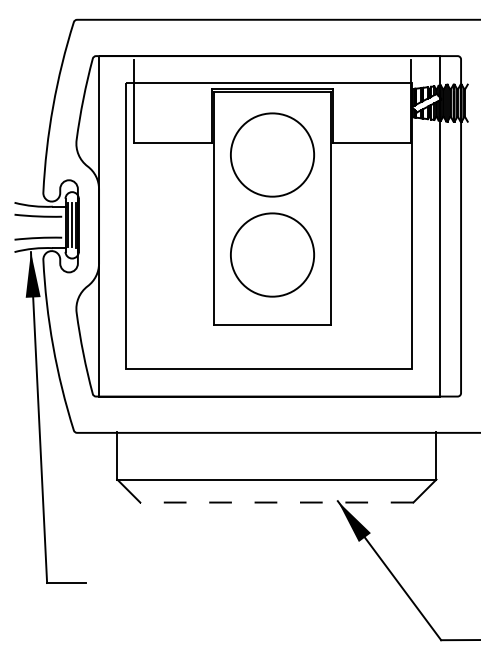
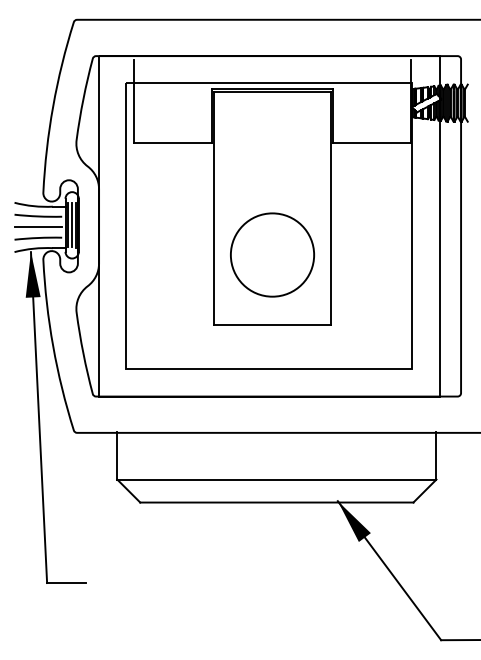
circle: present -> none (272, 154)
line: none -> present (37, 227)
line: dashed -> solid (276, 502)
